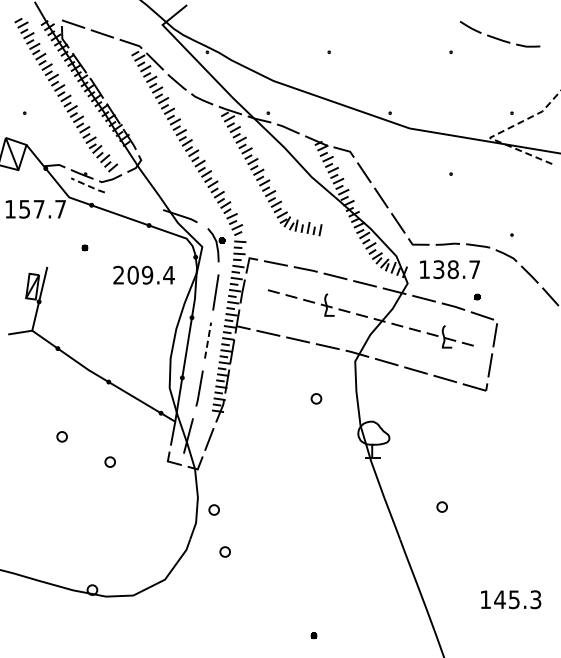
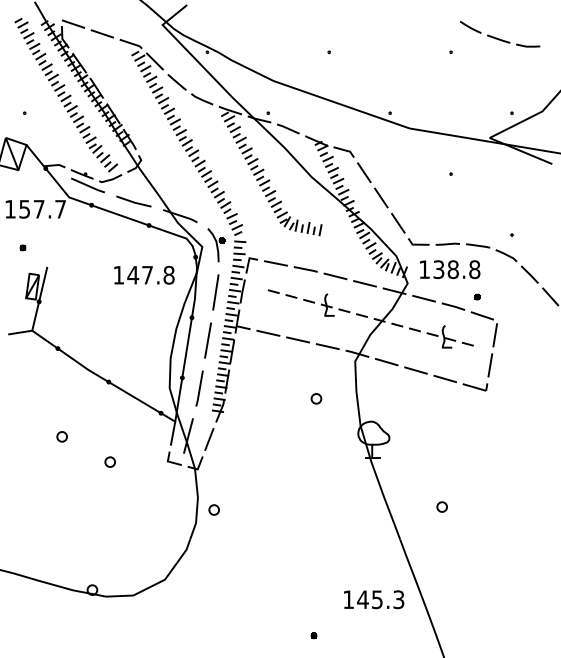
line: dashed -> solid (498, 133)
line: dashed -> solid (88, 185)
line: none -> present (133, 201)
part position: (84, 247) -> (22, 247) (22, 247)
text: 138.7 -> 138.8 (474, 269)
text: 209.4 -> 147.8 (143, 274)
line: dashed -> solid (208, 340)
part: present -> none (224, 551)
text position: (511, 599) -> (374, 599) (374, 599)
